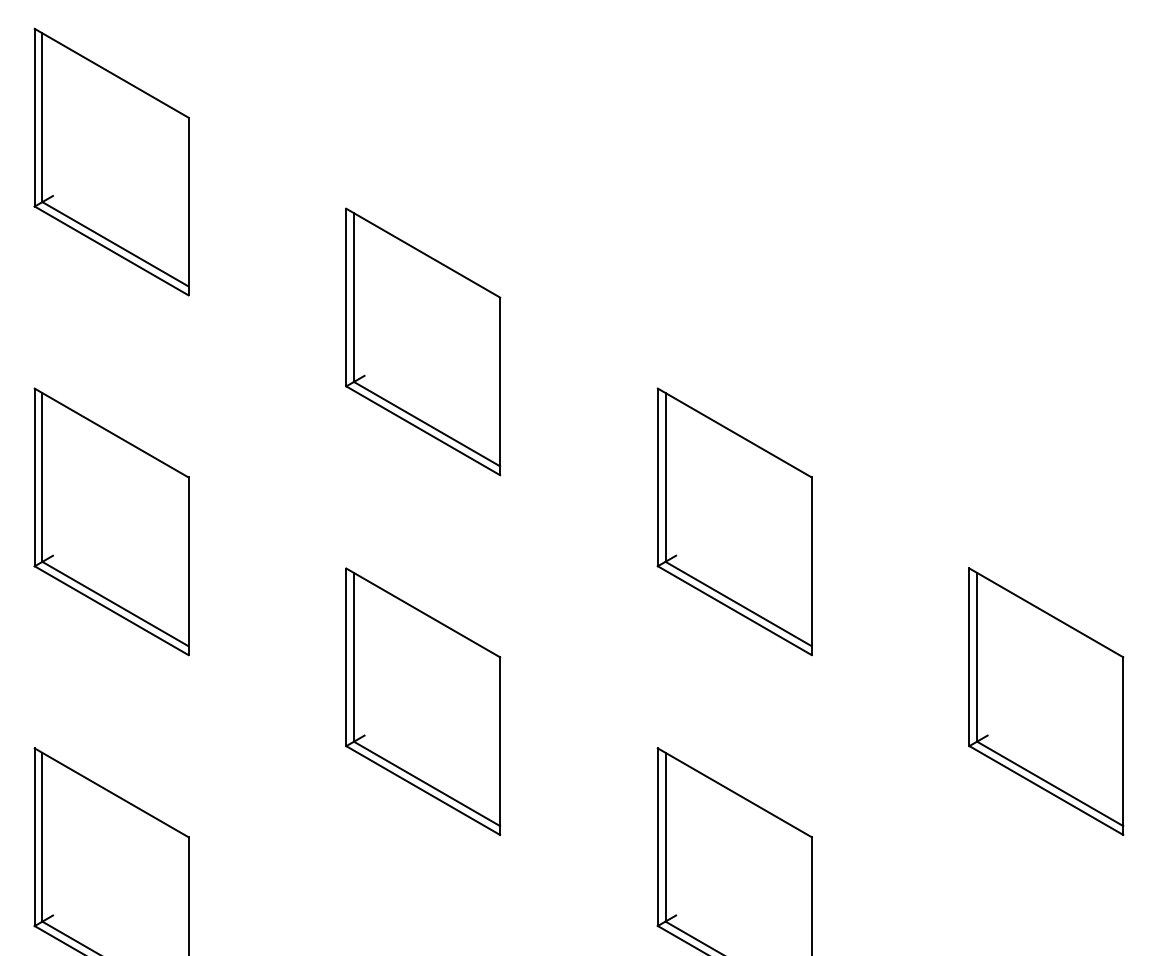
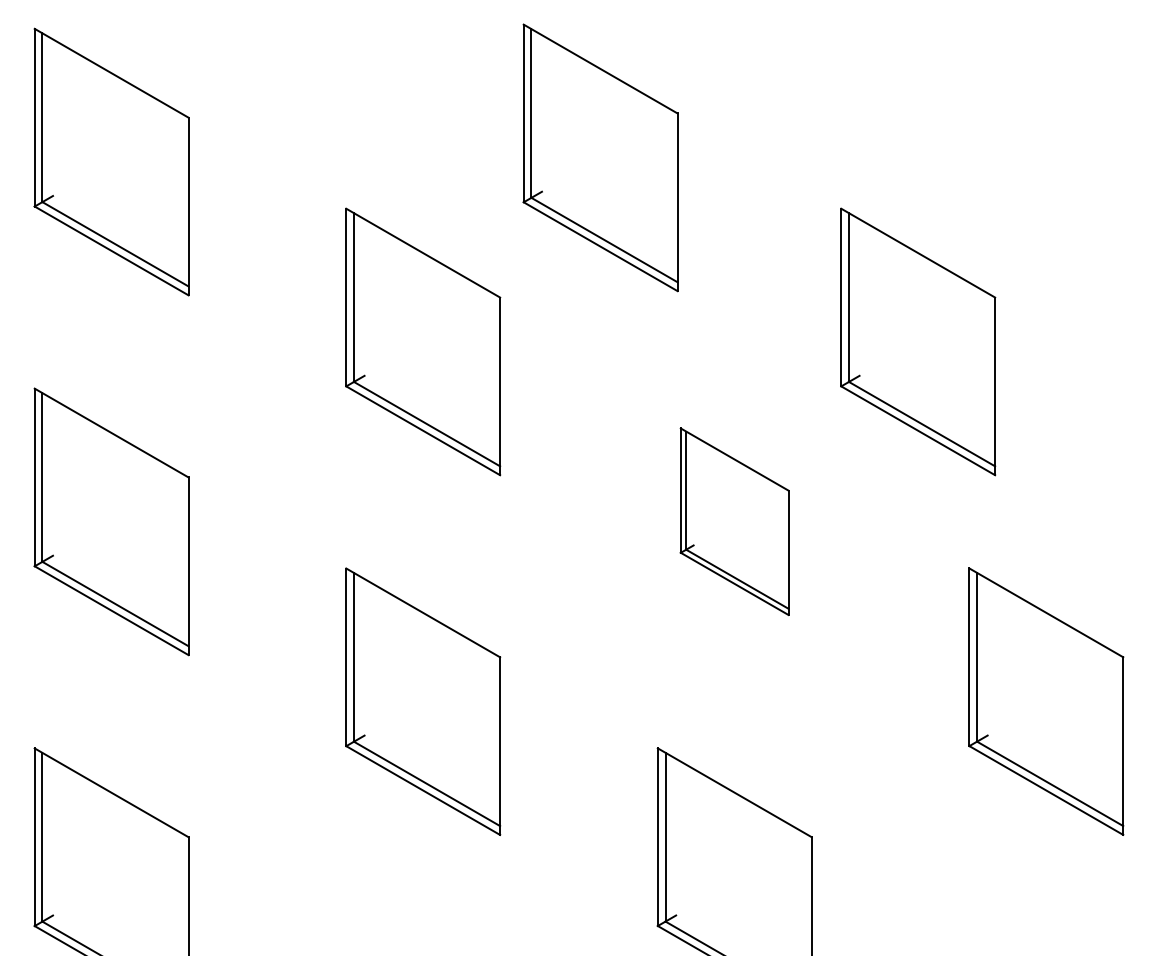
part: none -> present (600, 157)
part: none -> present (918, 341)
part size: 157x269 px -> 111x189 px (734, 521)
